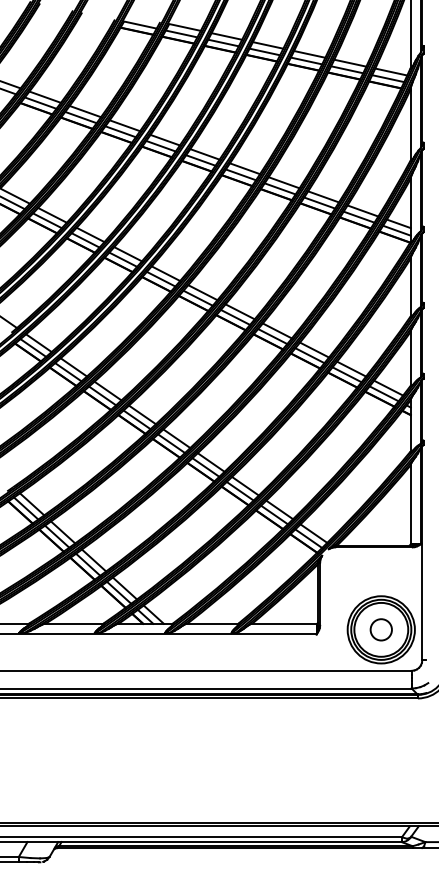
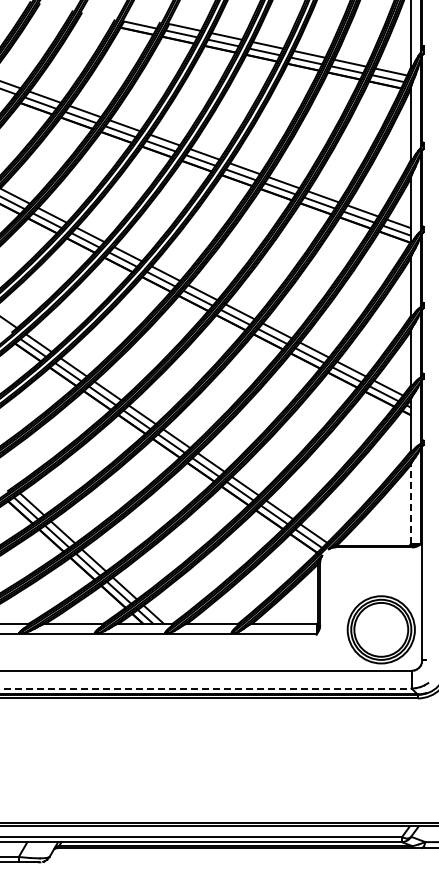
line: solid -> dashed (410, 504)
circle: present -> none (380, 629)
line: solid -> dashed (206, 688)
